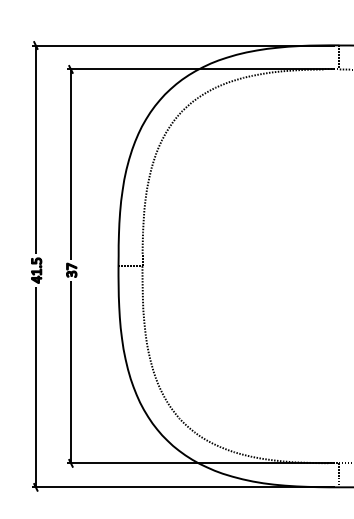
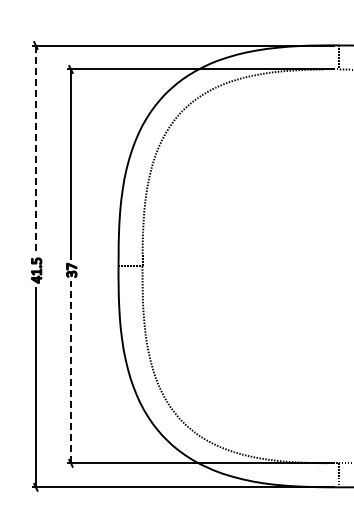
line: solid -> dashed (35, 150)
line: solid -> dashed (71, 371)
